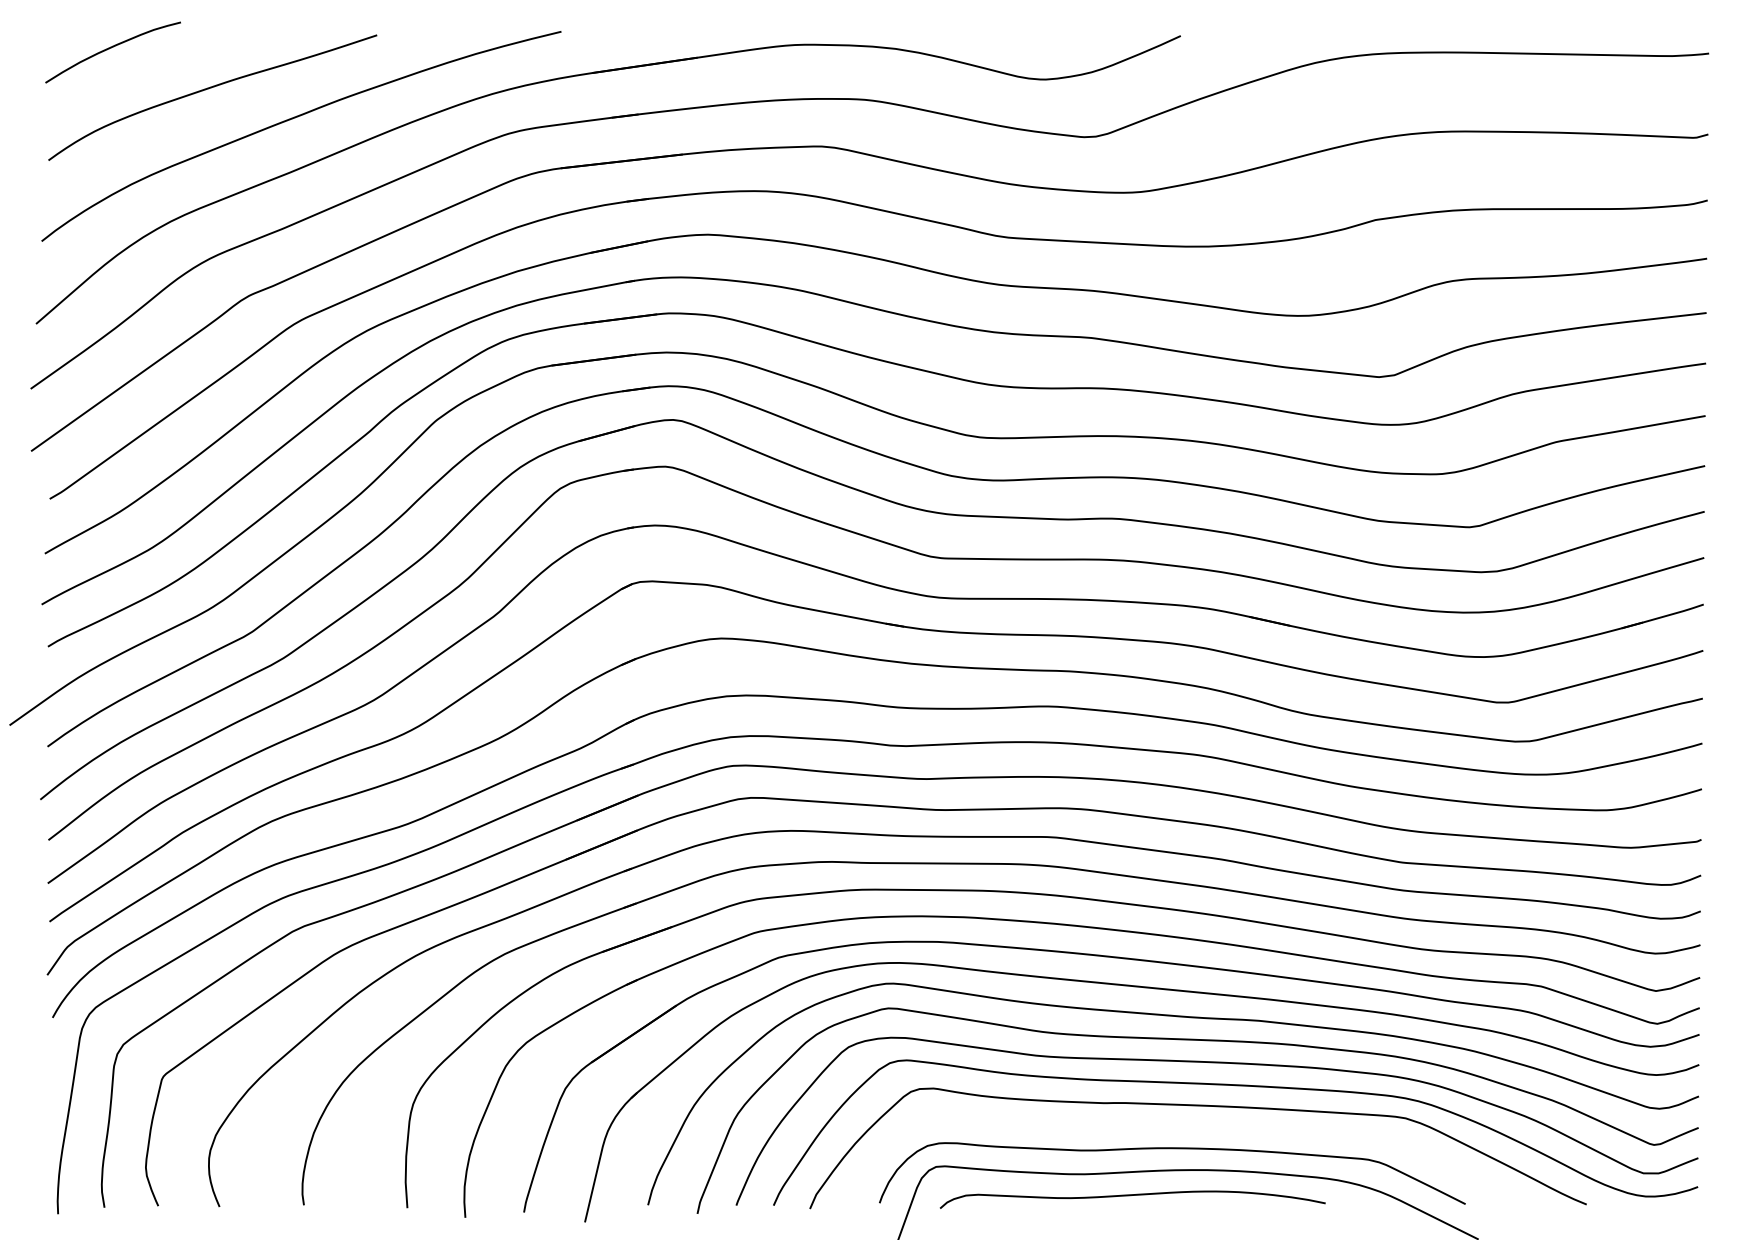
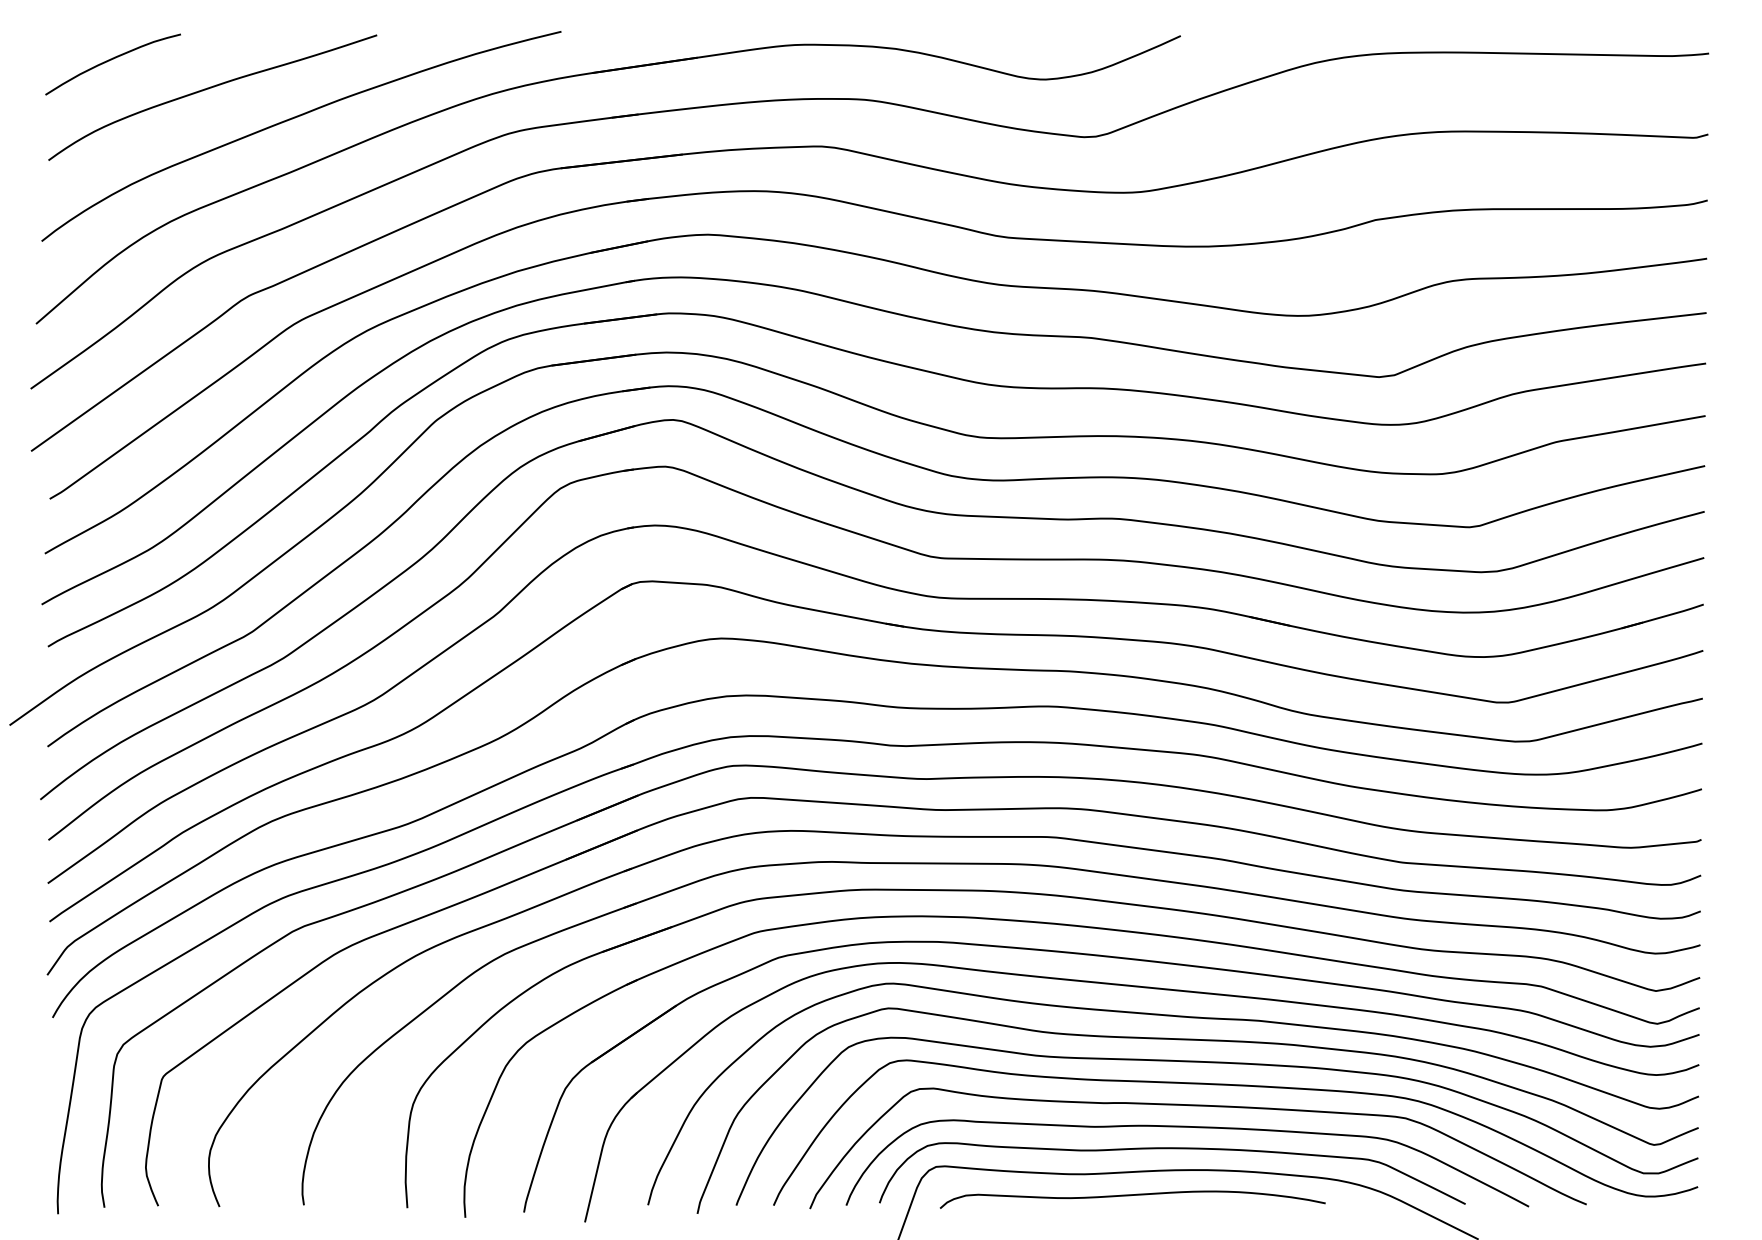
curve position: (111, 48) -> (111, 60) (111, 60)
curve: none -> present (1187, 1127)
